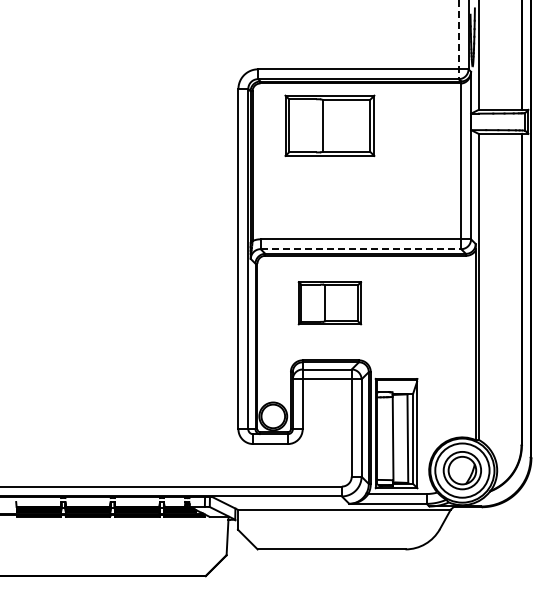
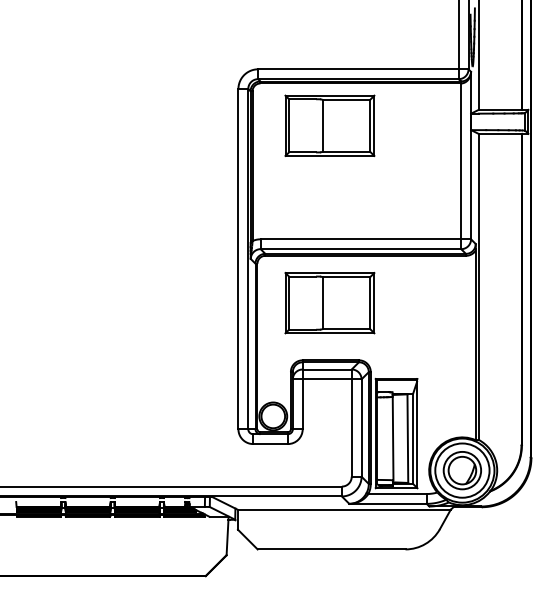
line: dashed -> solid (458, 40)
line: dashed -> solid (361, 249)
part size: 66x45 px -> 92x63 px (329, 303)
